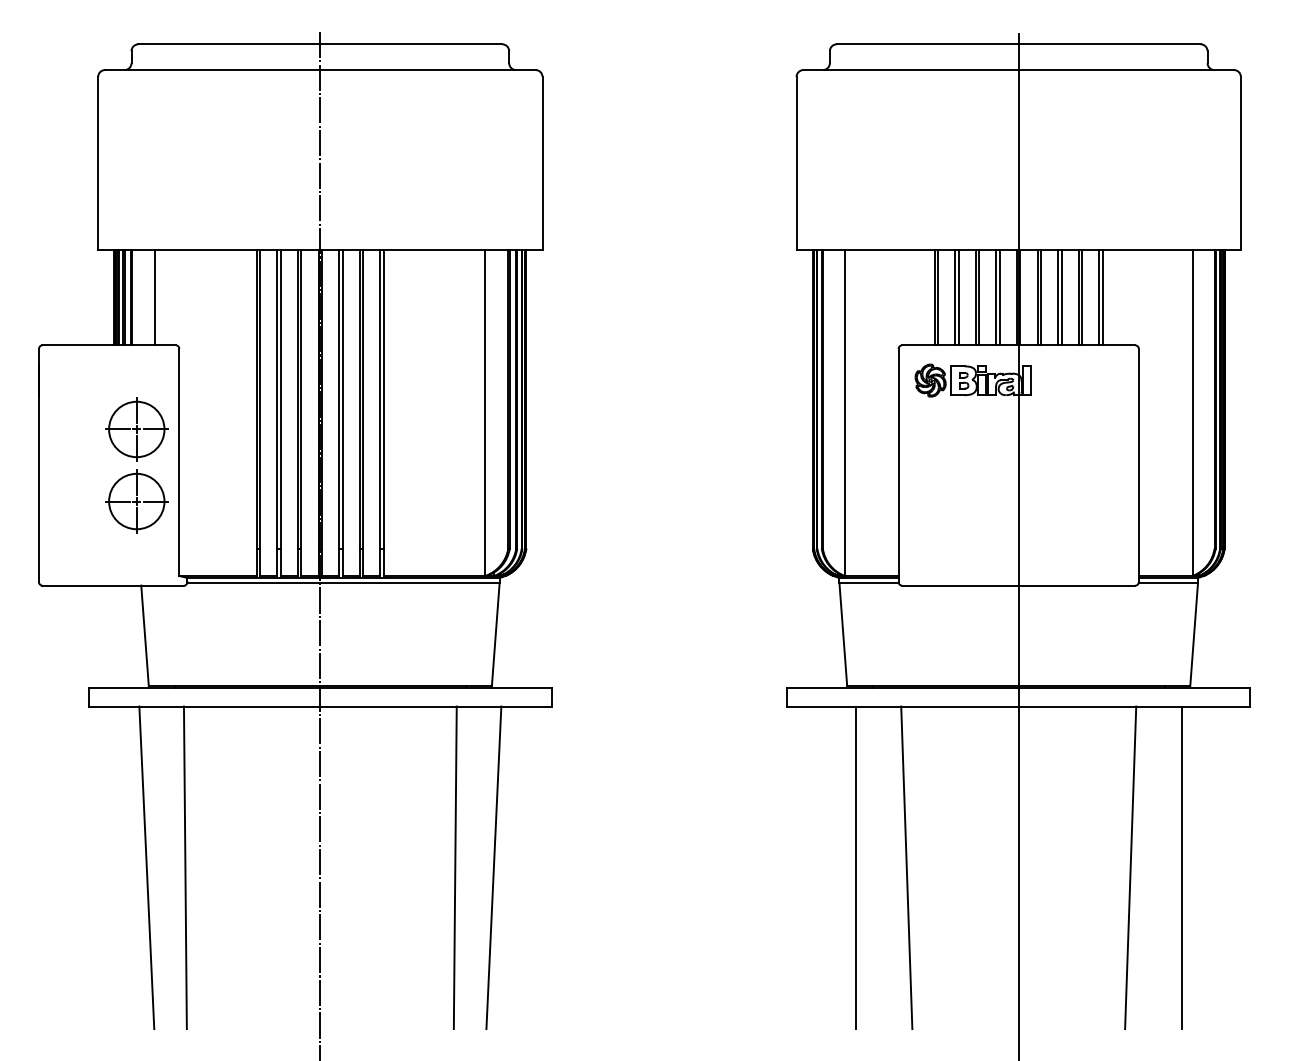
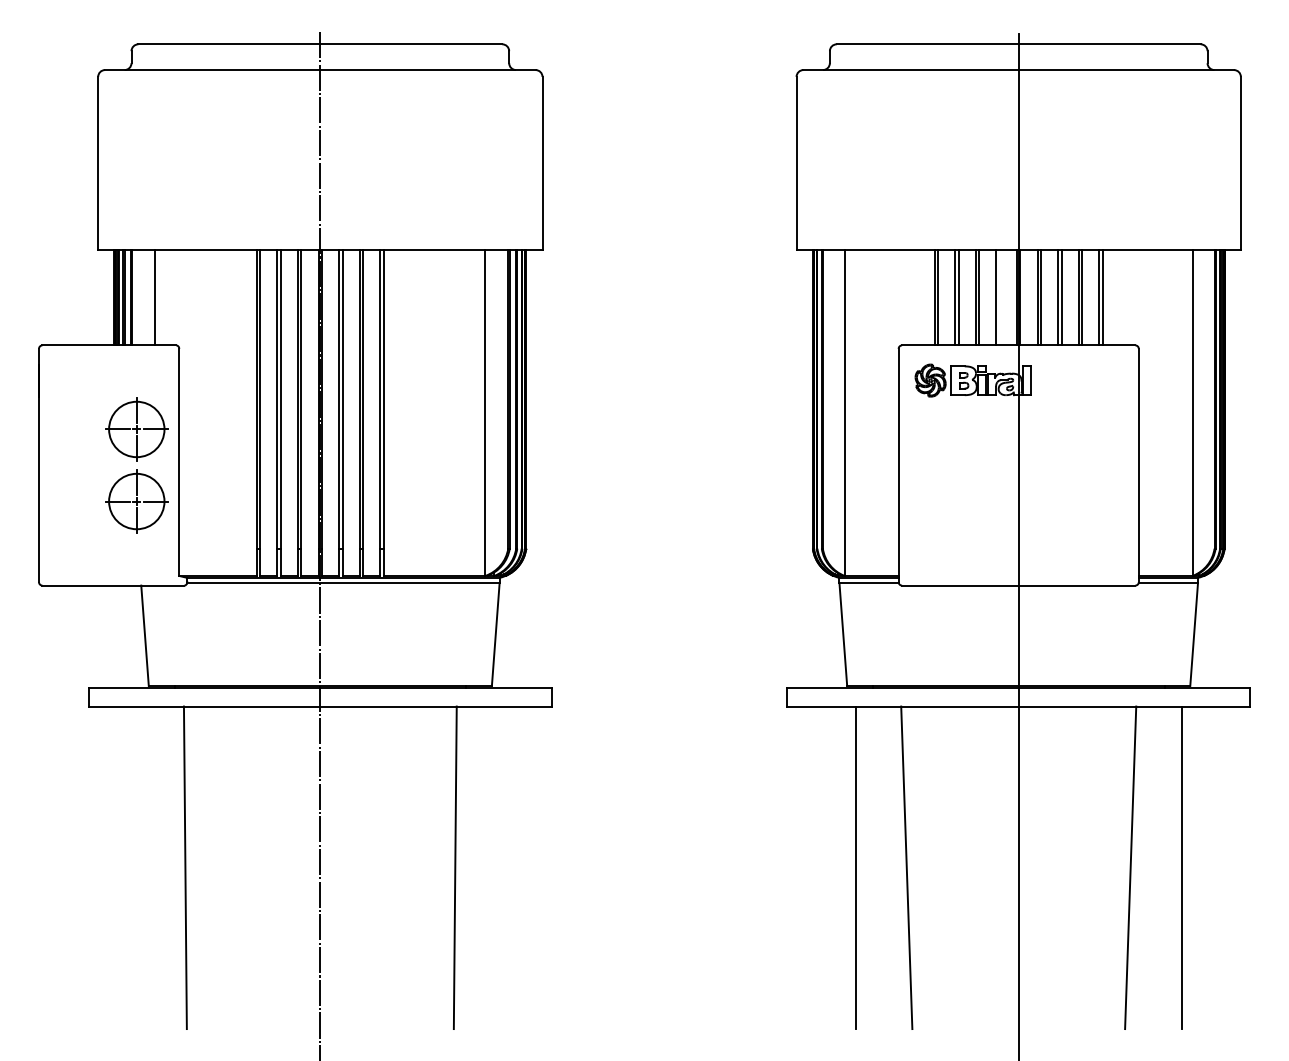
line: present -> none (999, 297)
line: present -> none (146, 867)
line: present -> none (493, 867)
